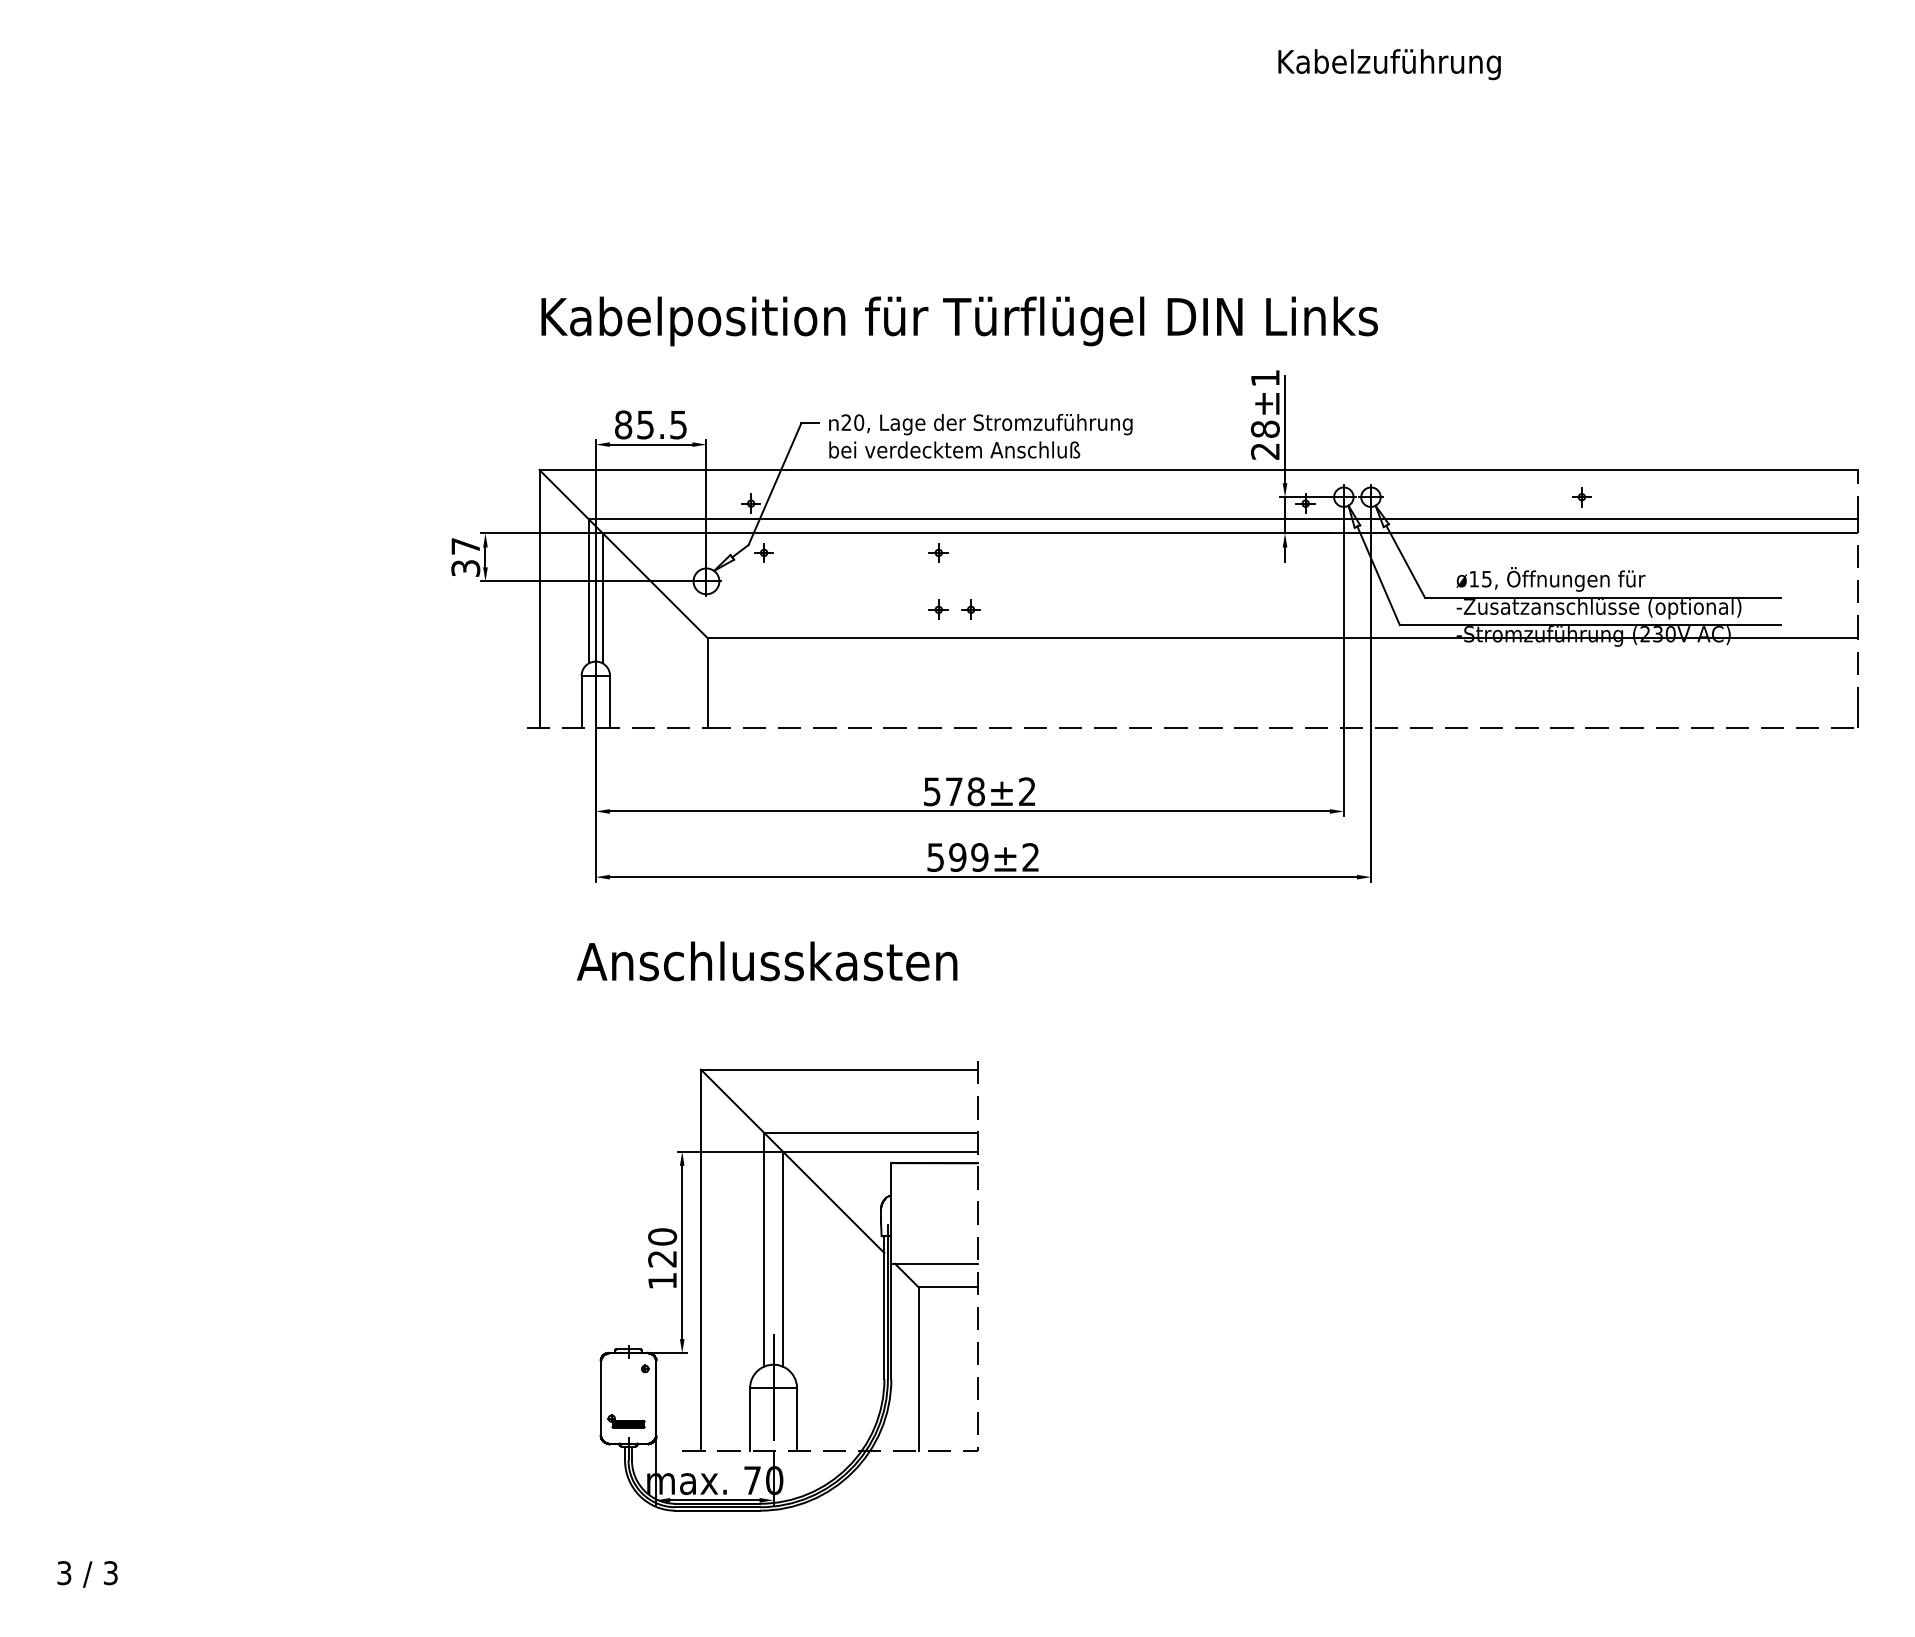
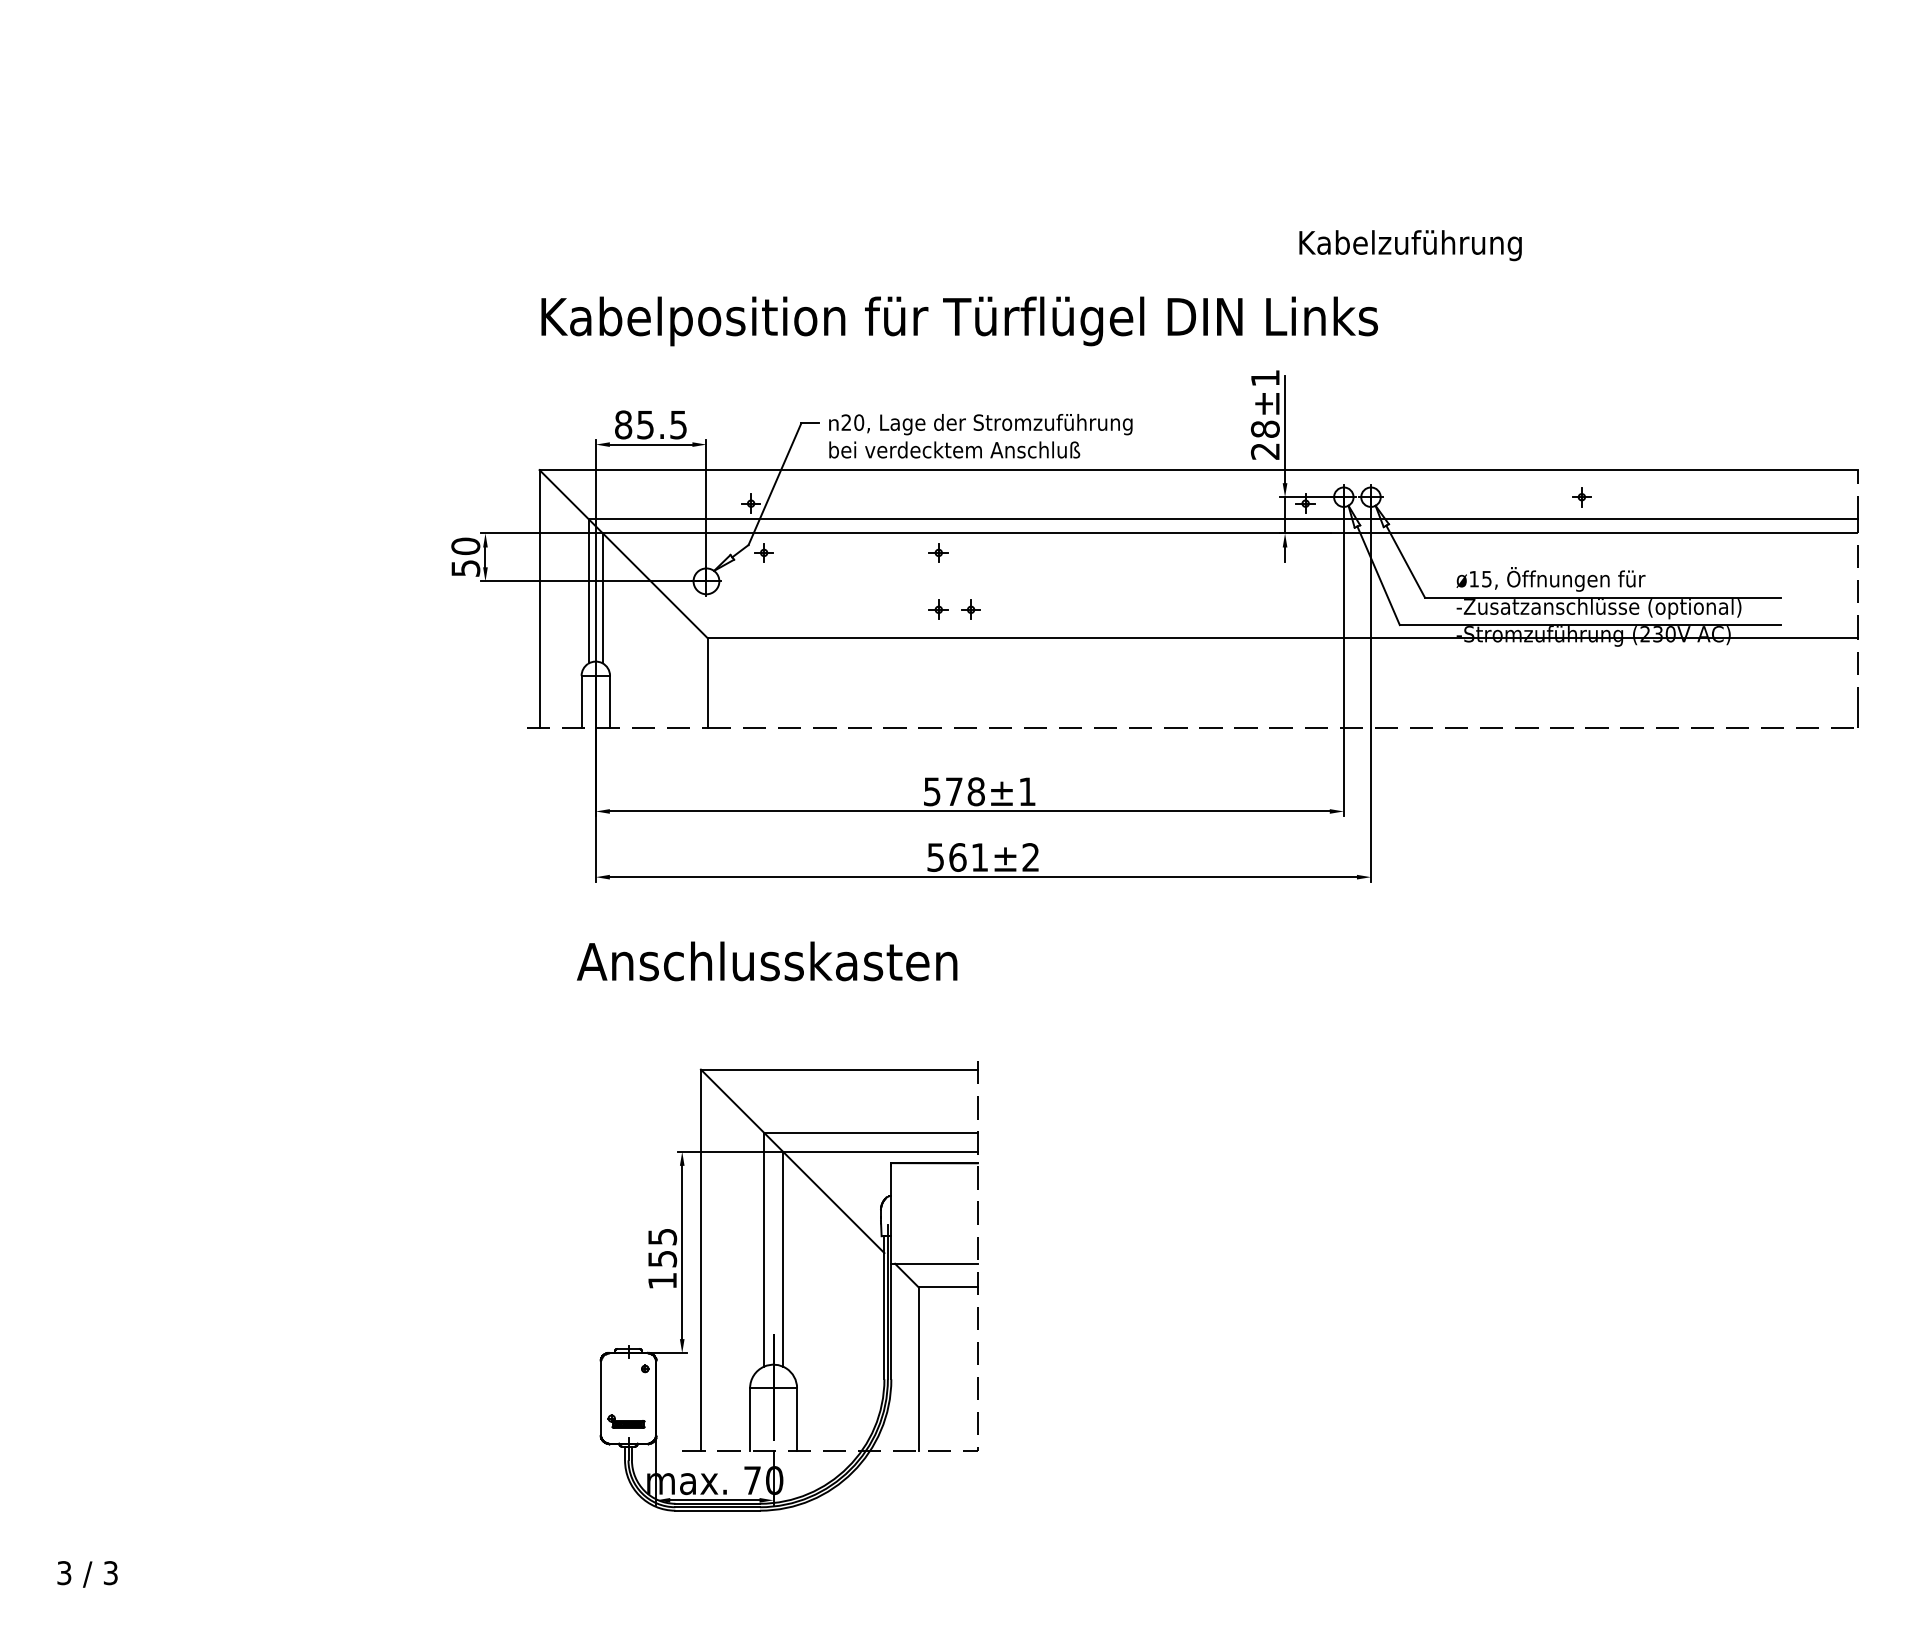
text position: (1389, 64) -> (1410, 245) (1410, 245)
text: 37 -> 50 (465, 556)
text: 578±2 -> 578±1 (1027, 791)
text: 599±2 -> 561±2 (968, 857)
text: 120 -> 155 (662, 1247)
